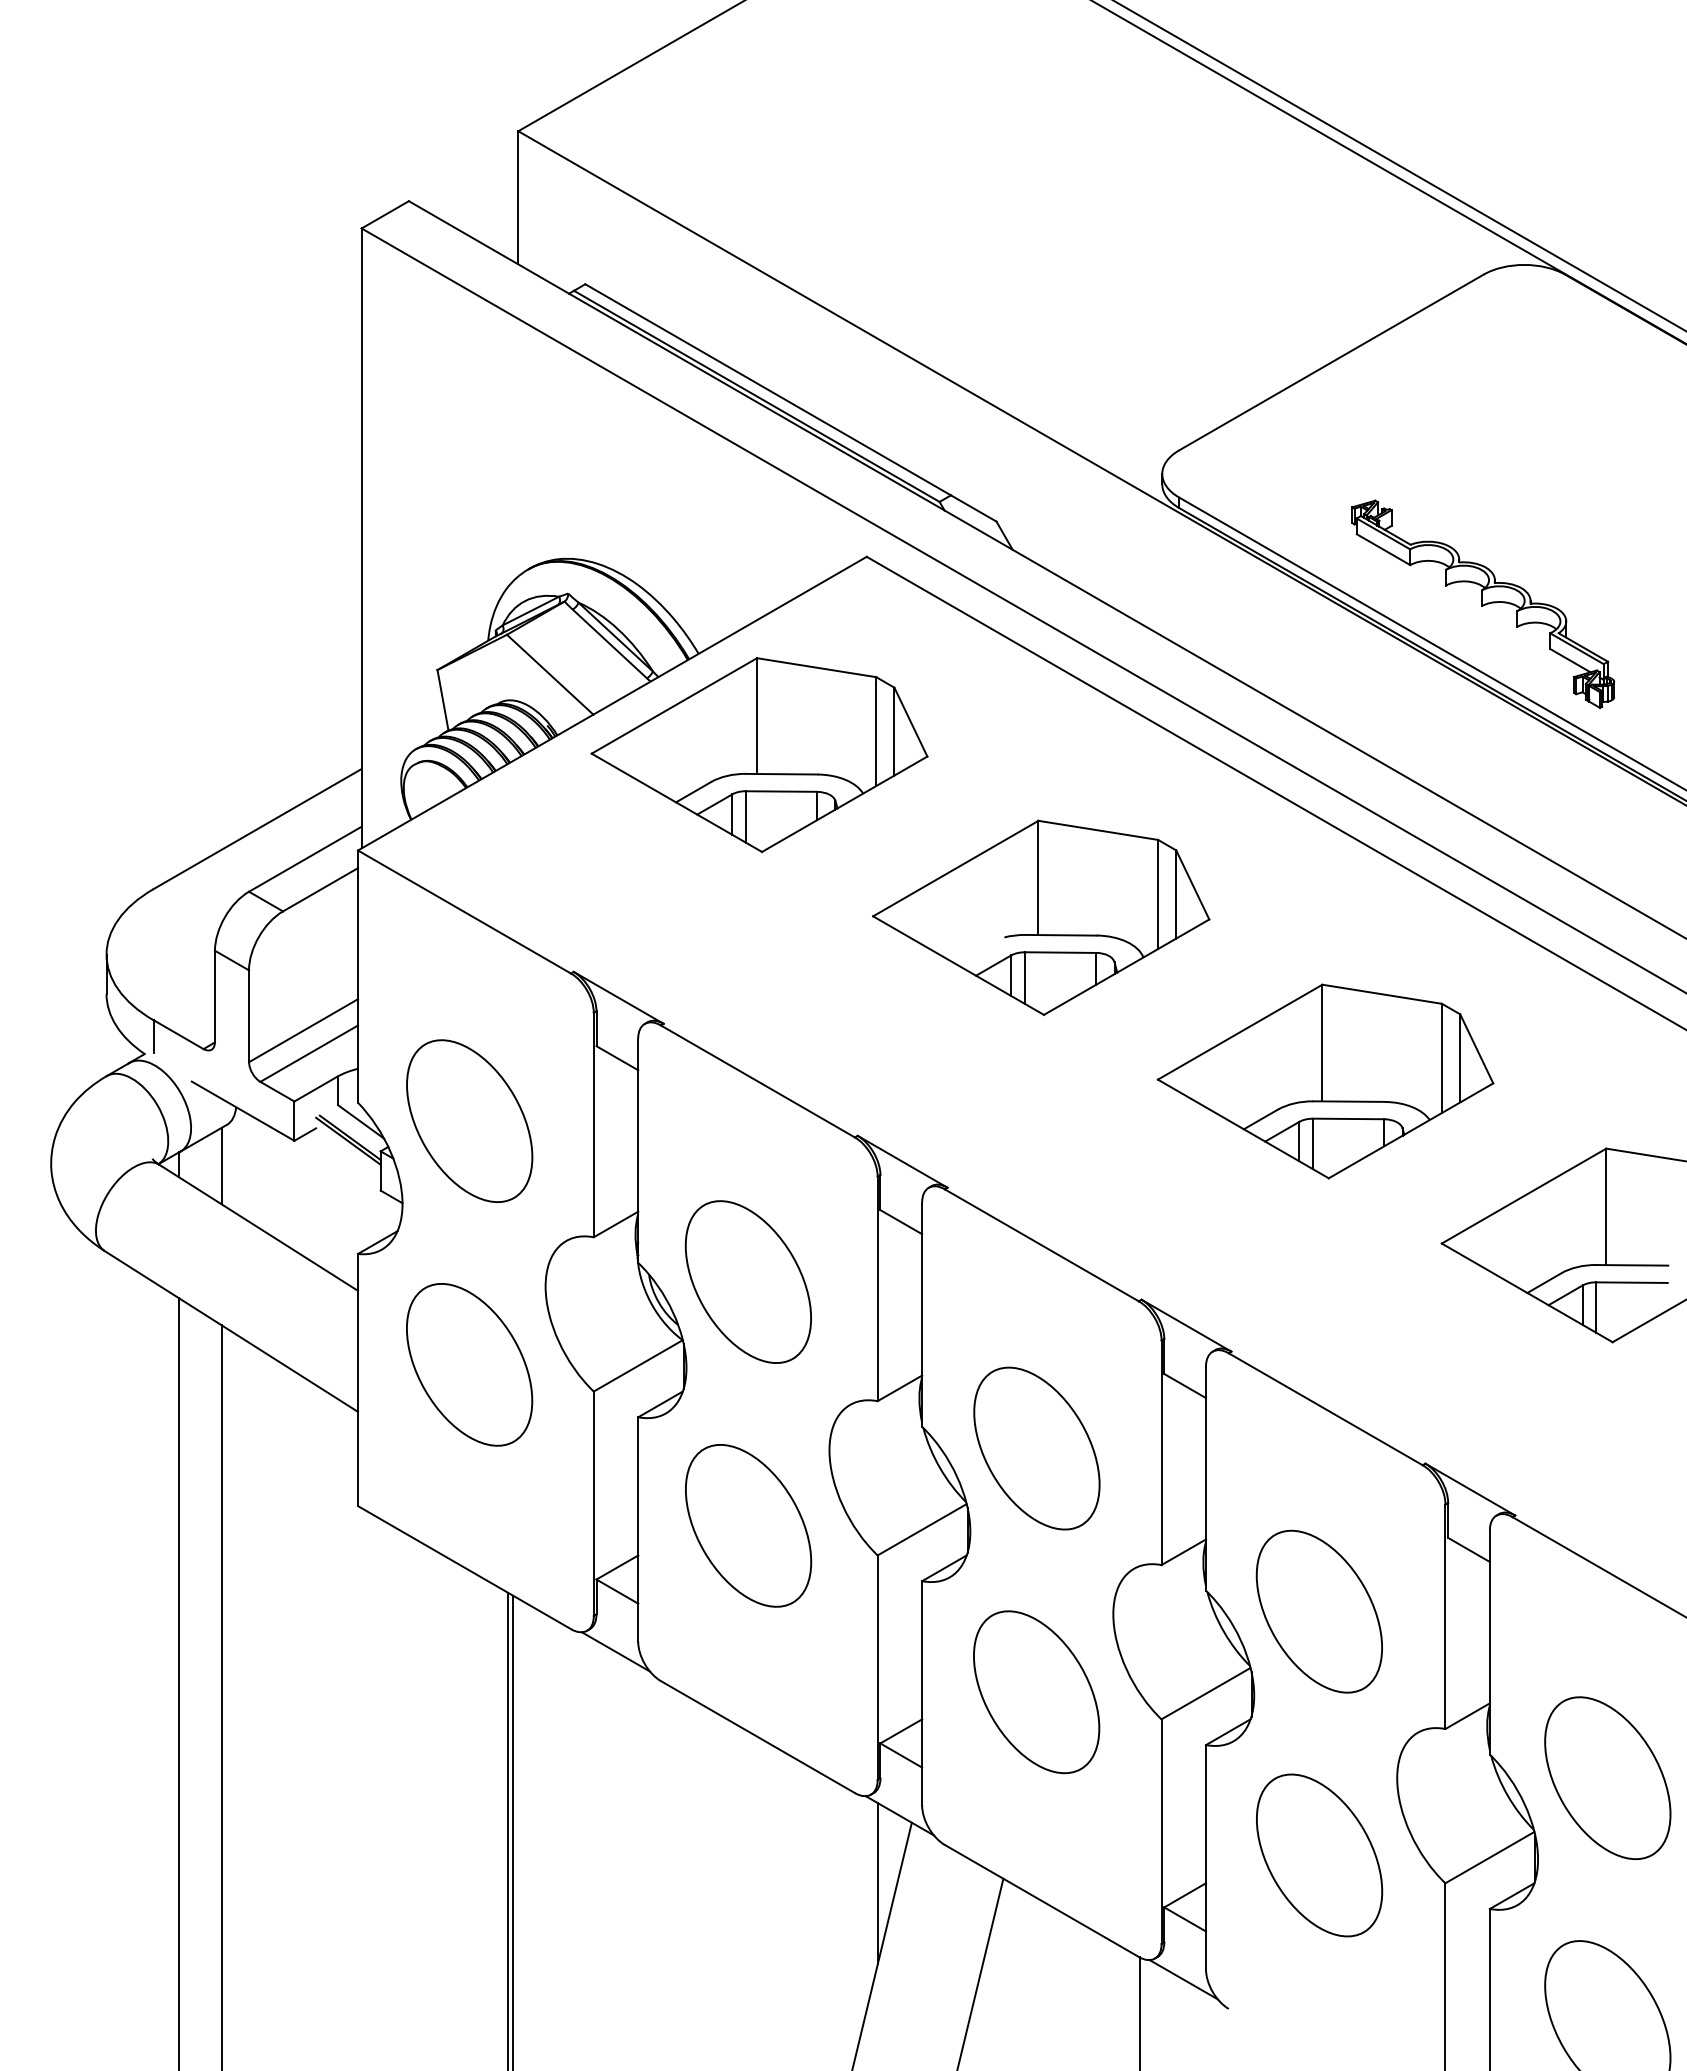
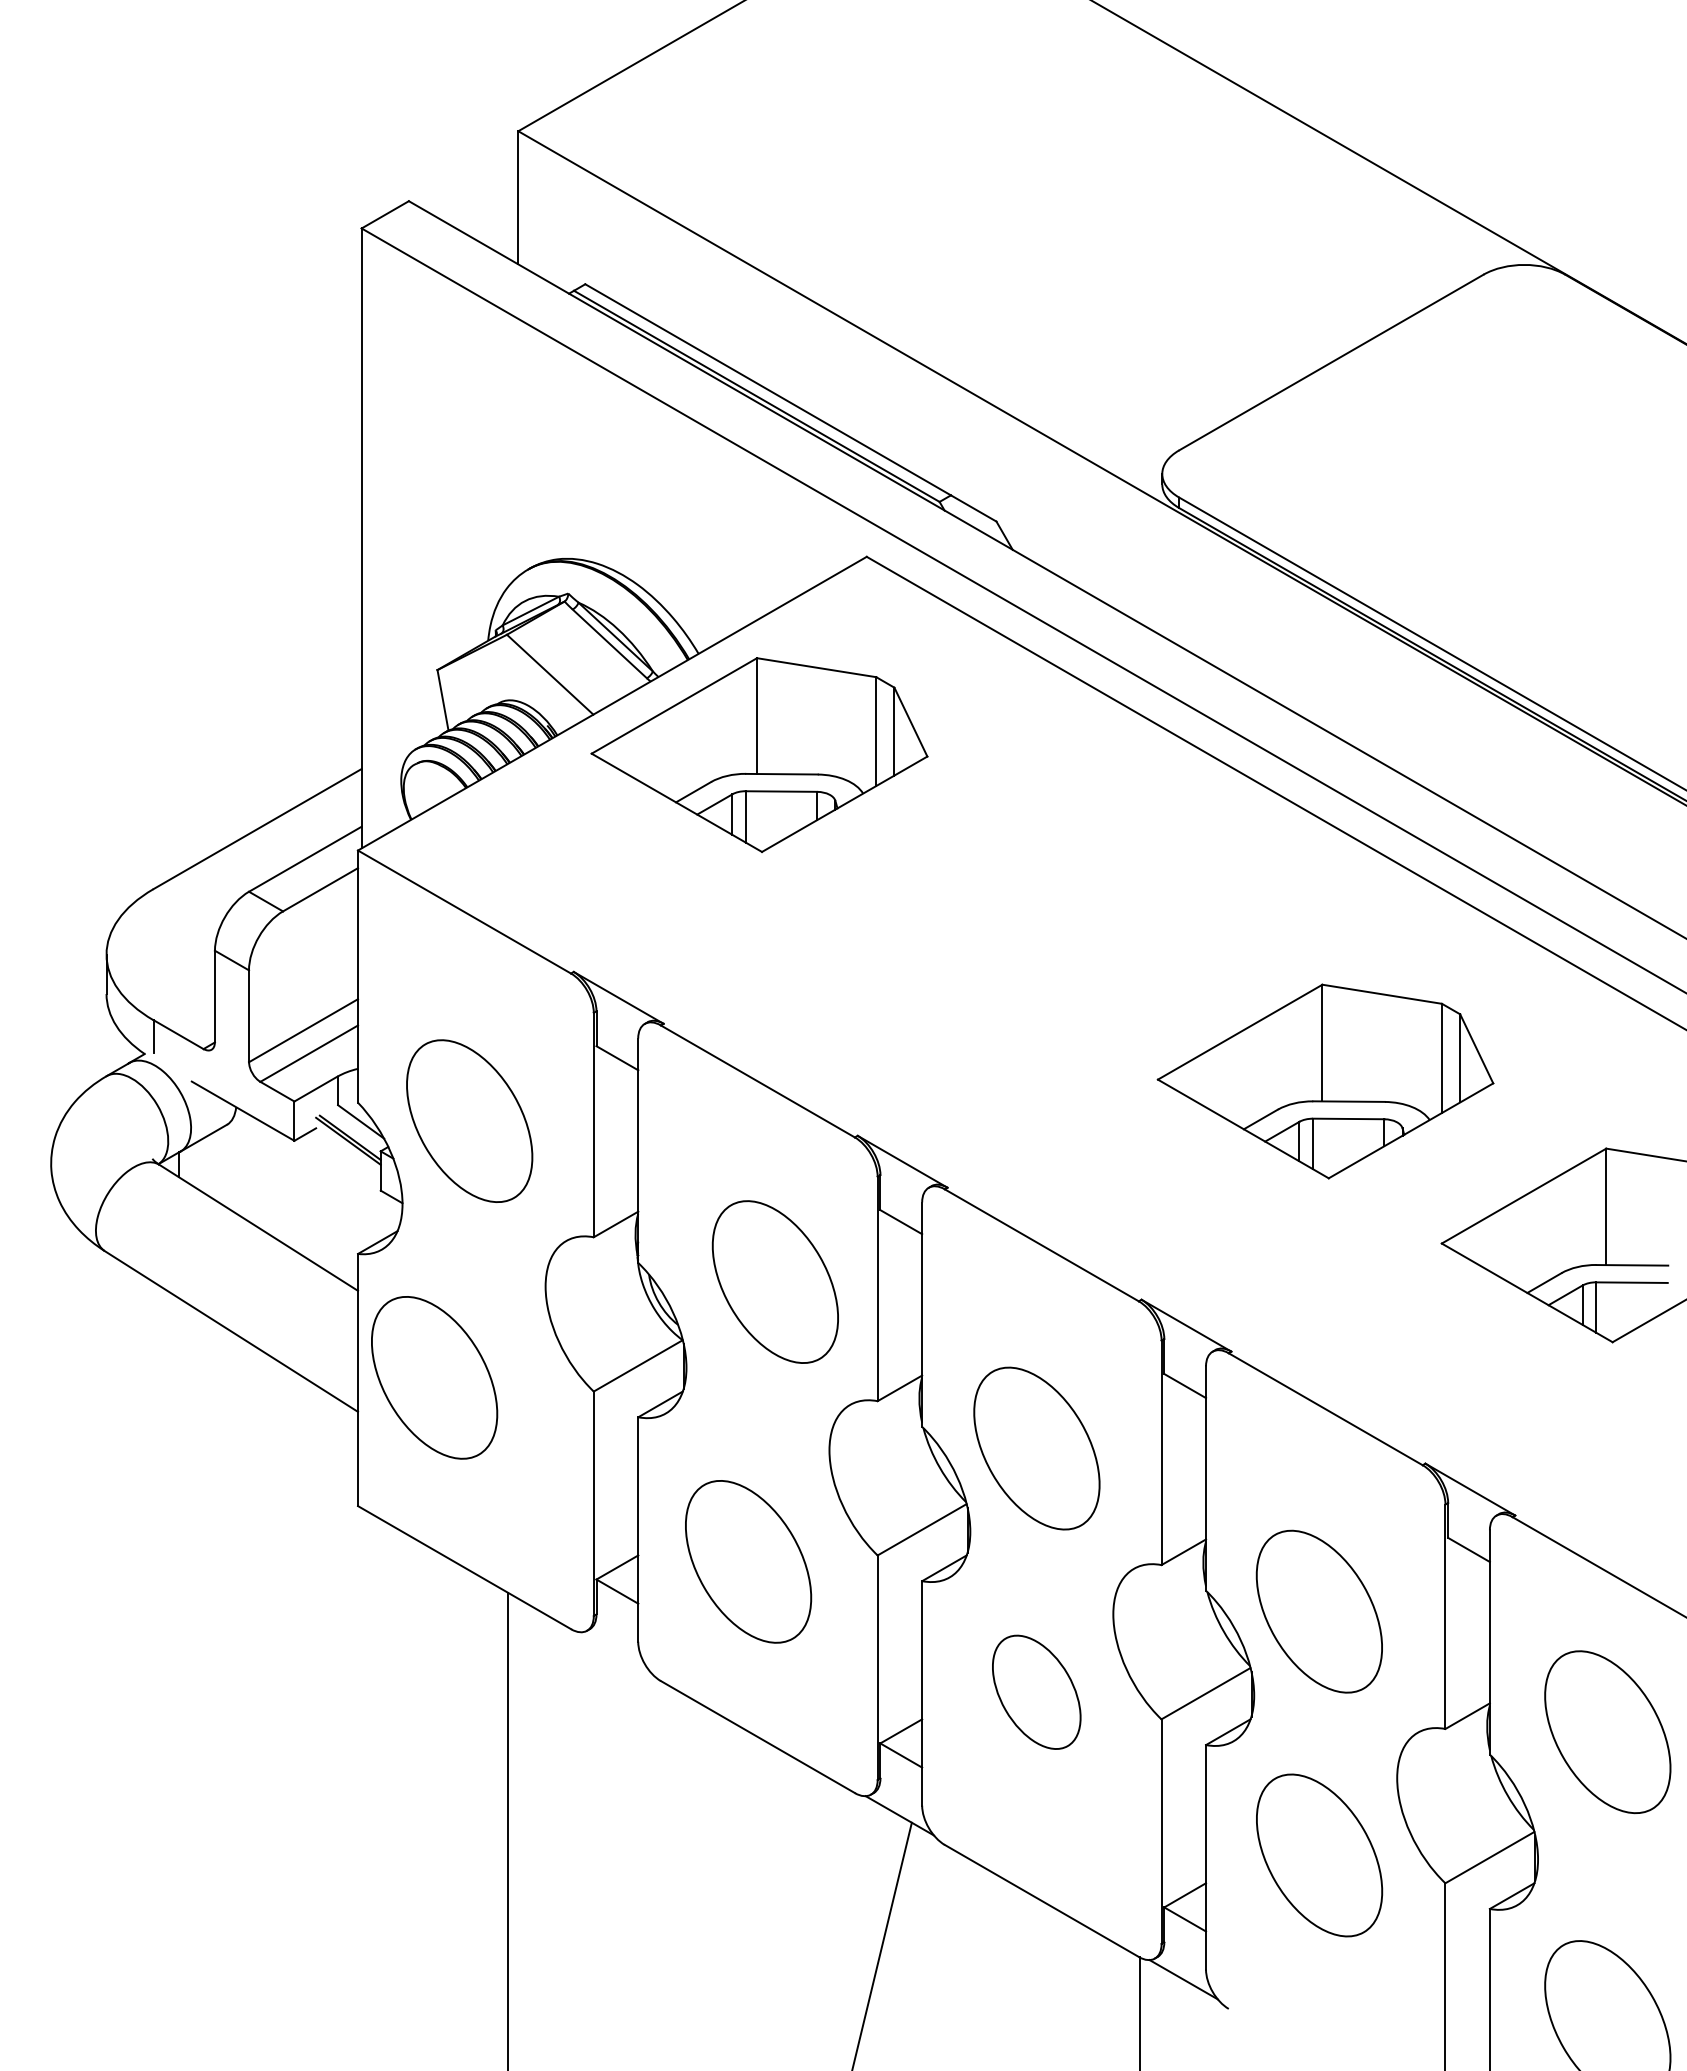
line: present -> none (1399, 165)
part: present -> none (1483, 603)
part: present -> none (1041, 917)
line: present -> none (221, 1165)
part position: (747, 1281) -> (774, 1281) (774, 1281)
part position: (469, 1364) -> (434, 1377) (434, 1377)
part position: (748, 1525) -> (748, 1561) (748, 1561)
line: present -> none (615, 1651)
line: present -> none (179, 1682)
part size: 128x165 px -> 90x116 px (1036, 1691)
line: present -> none (221, 1696)
part position: (1607, 1778) -> (1607, 1732) (1607, 1732)
line: present -> none (513, 1831)
line: present -> none (877, 1883)
line: present -> none (980, 1972)
